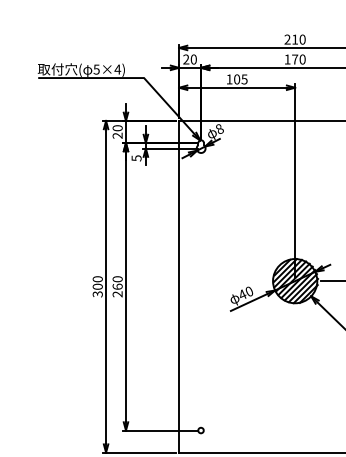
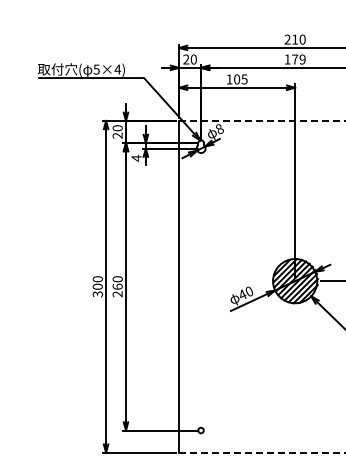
text: 170 -> 179 (302, 59)
line: solid -> dashed (261, 120)
text: 5 -> 4 (136, 158)
line: solid -> dashed (262, 452)
